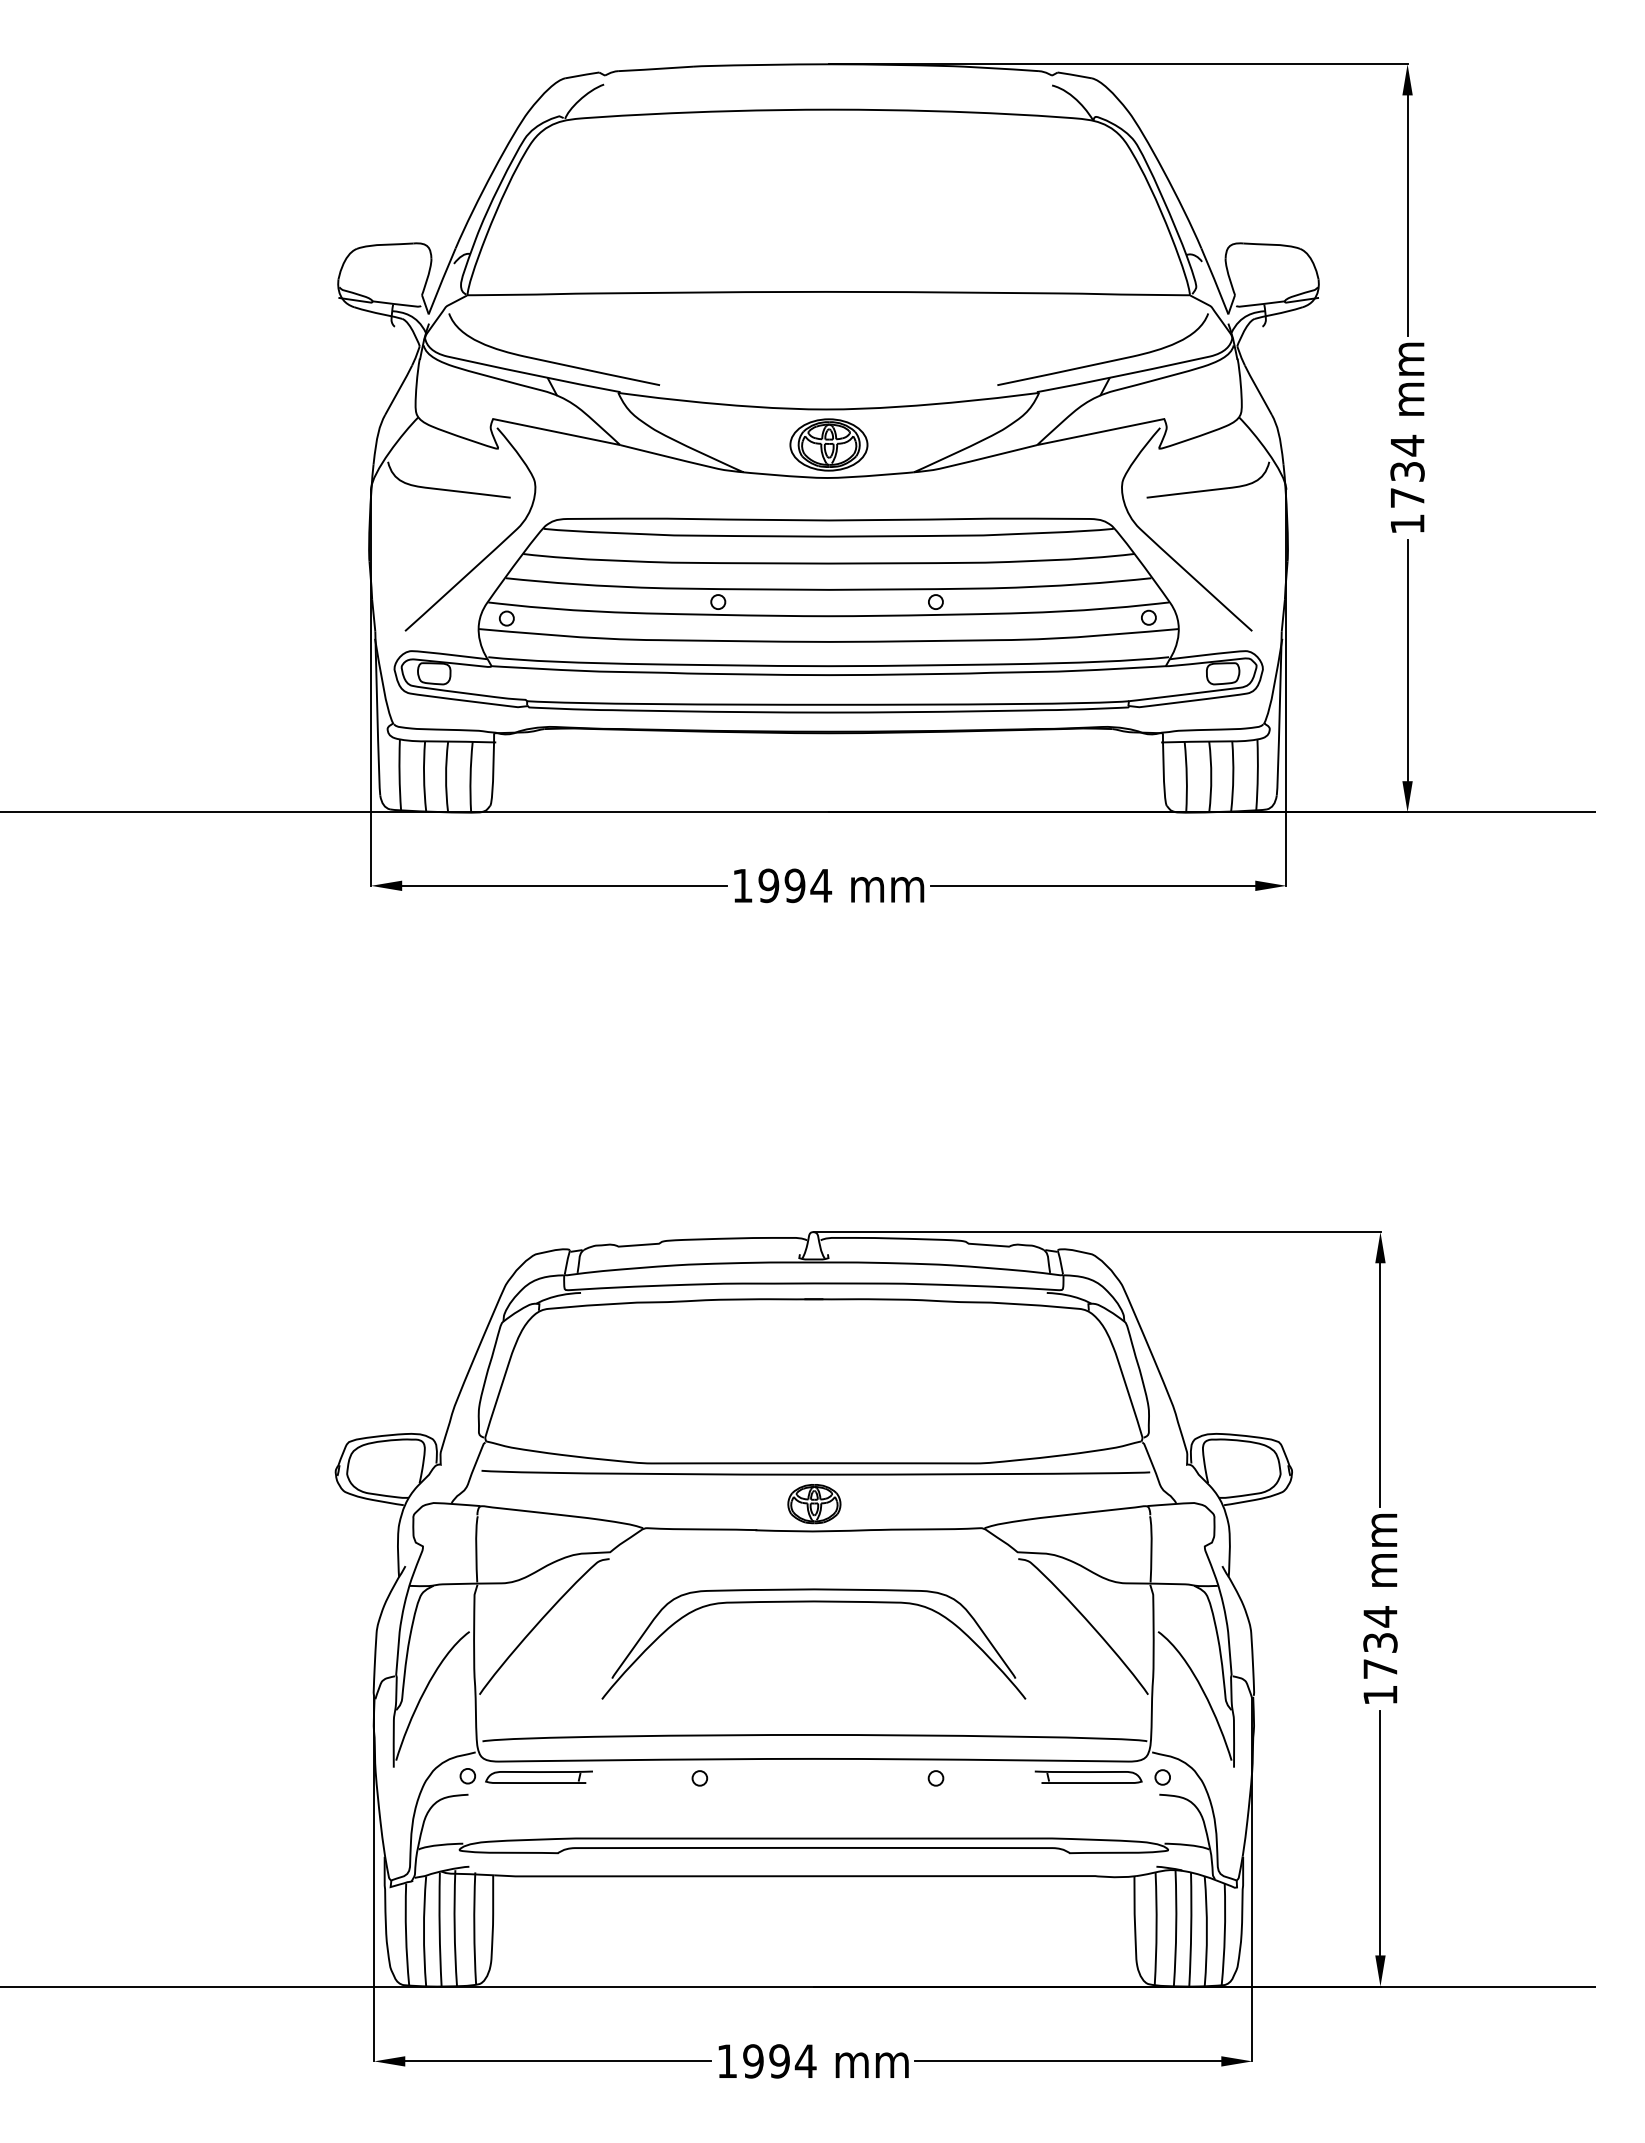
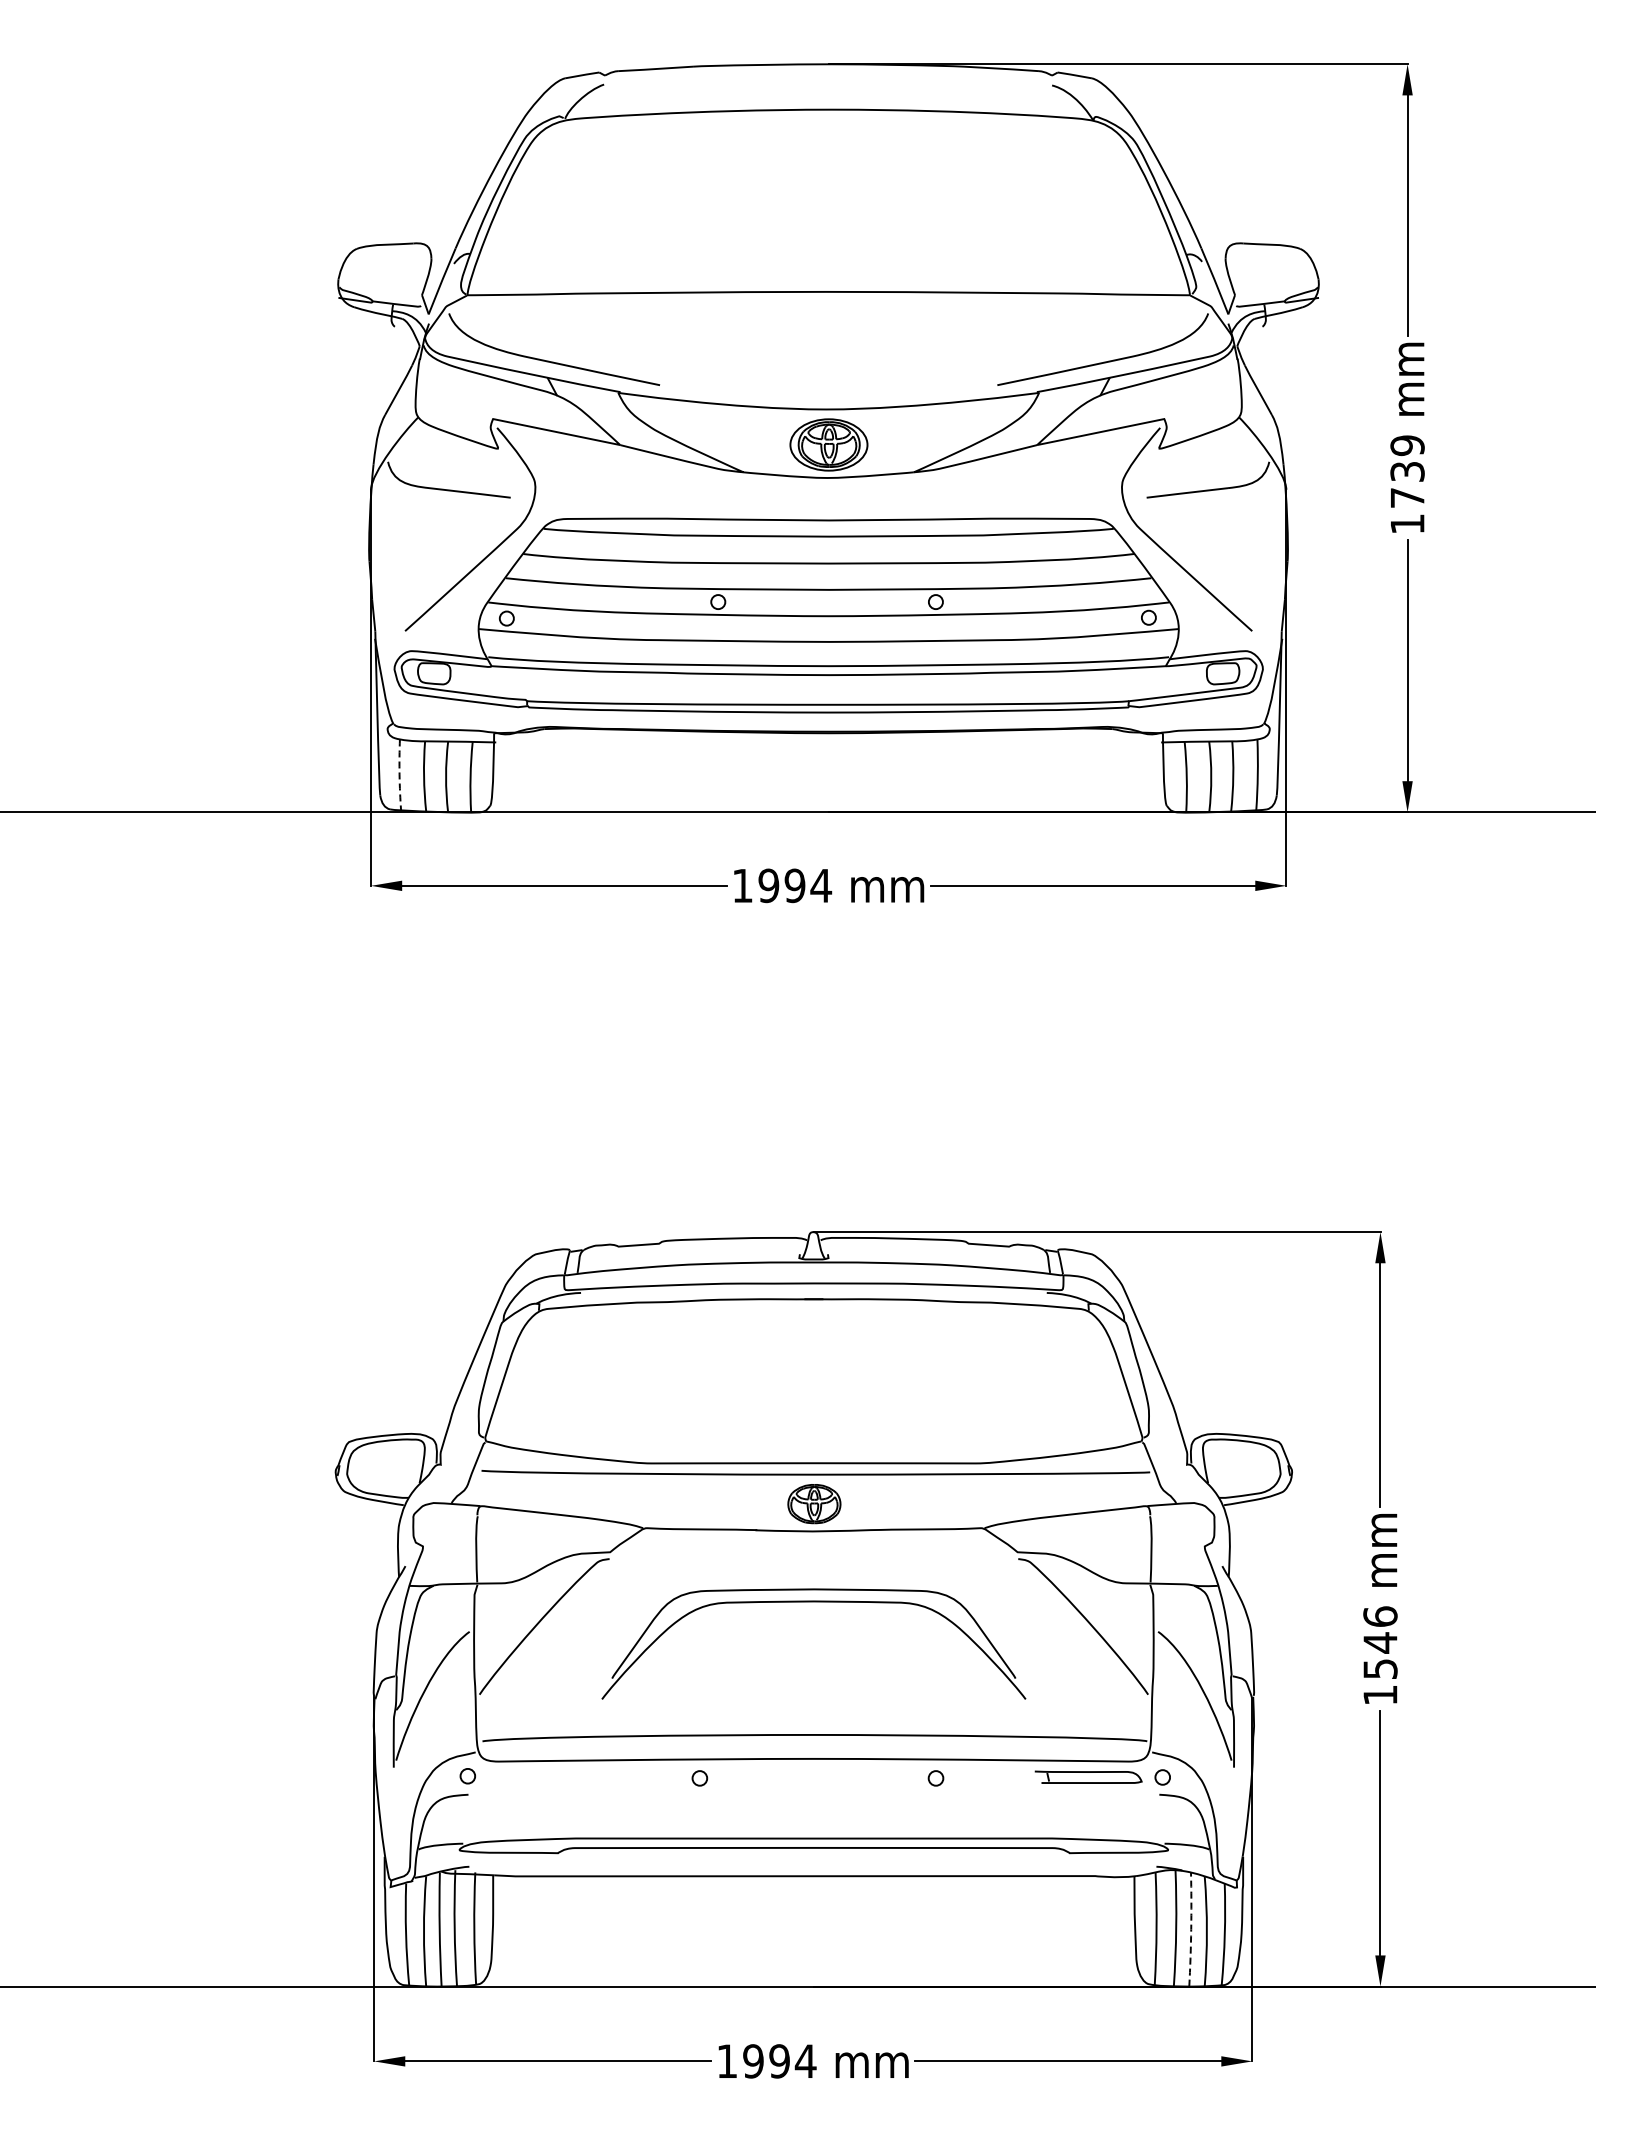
text: 1734 -> 1739 (1407, 445)
arc: solid -> dashed (399, 774)
text: 1734 -> 1546 (1380, 1642)
part: present -> none (538, 1776)
arc: solid -> dashed (1191, 1929)
